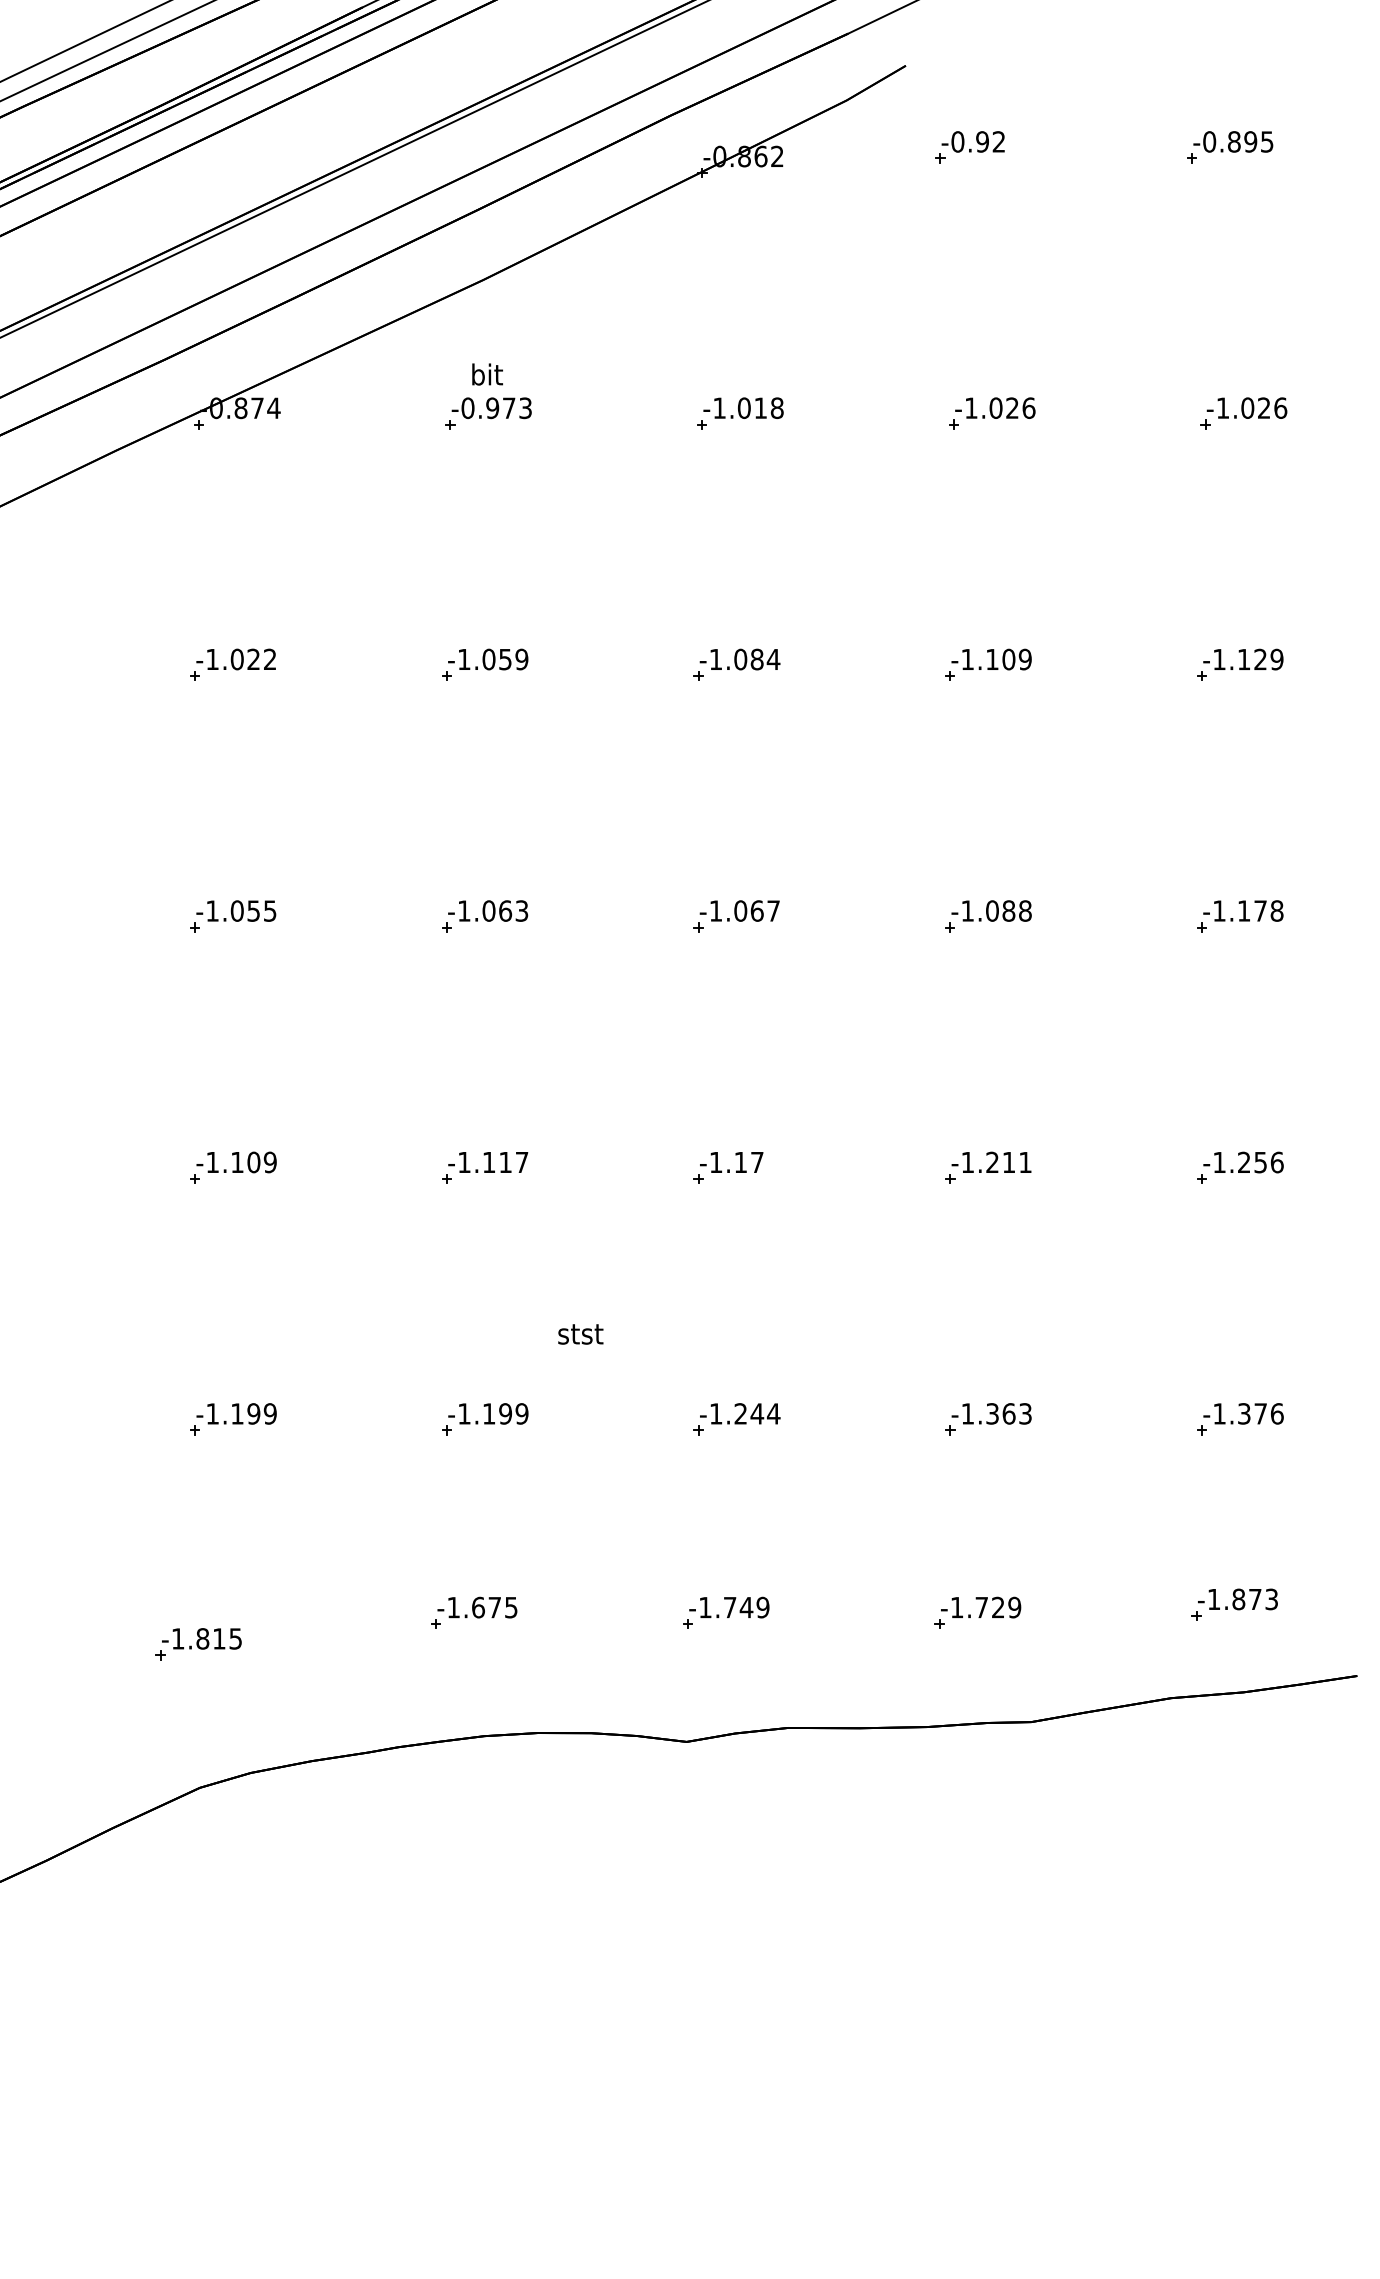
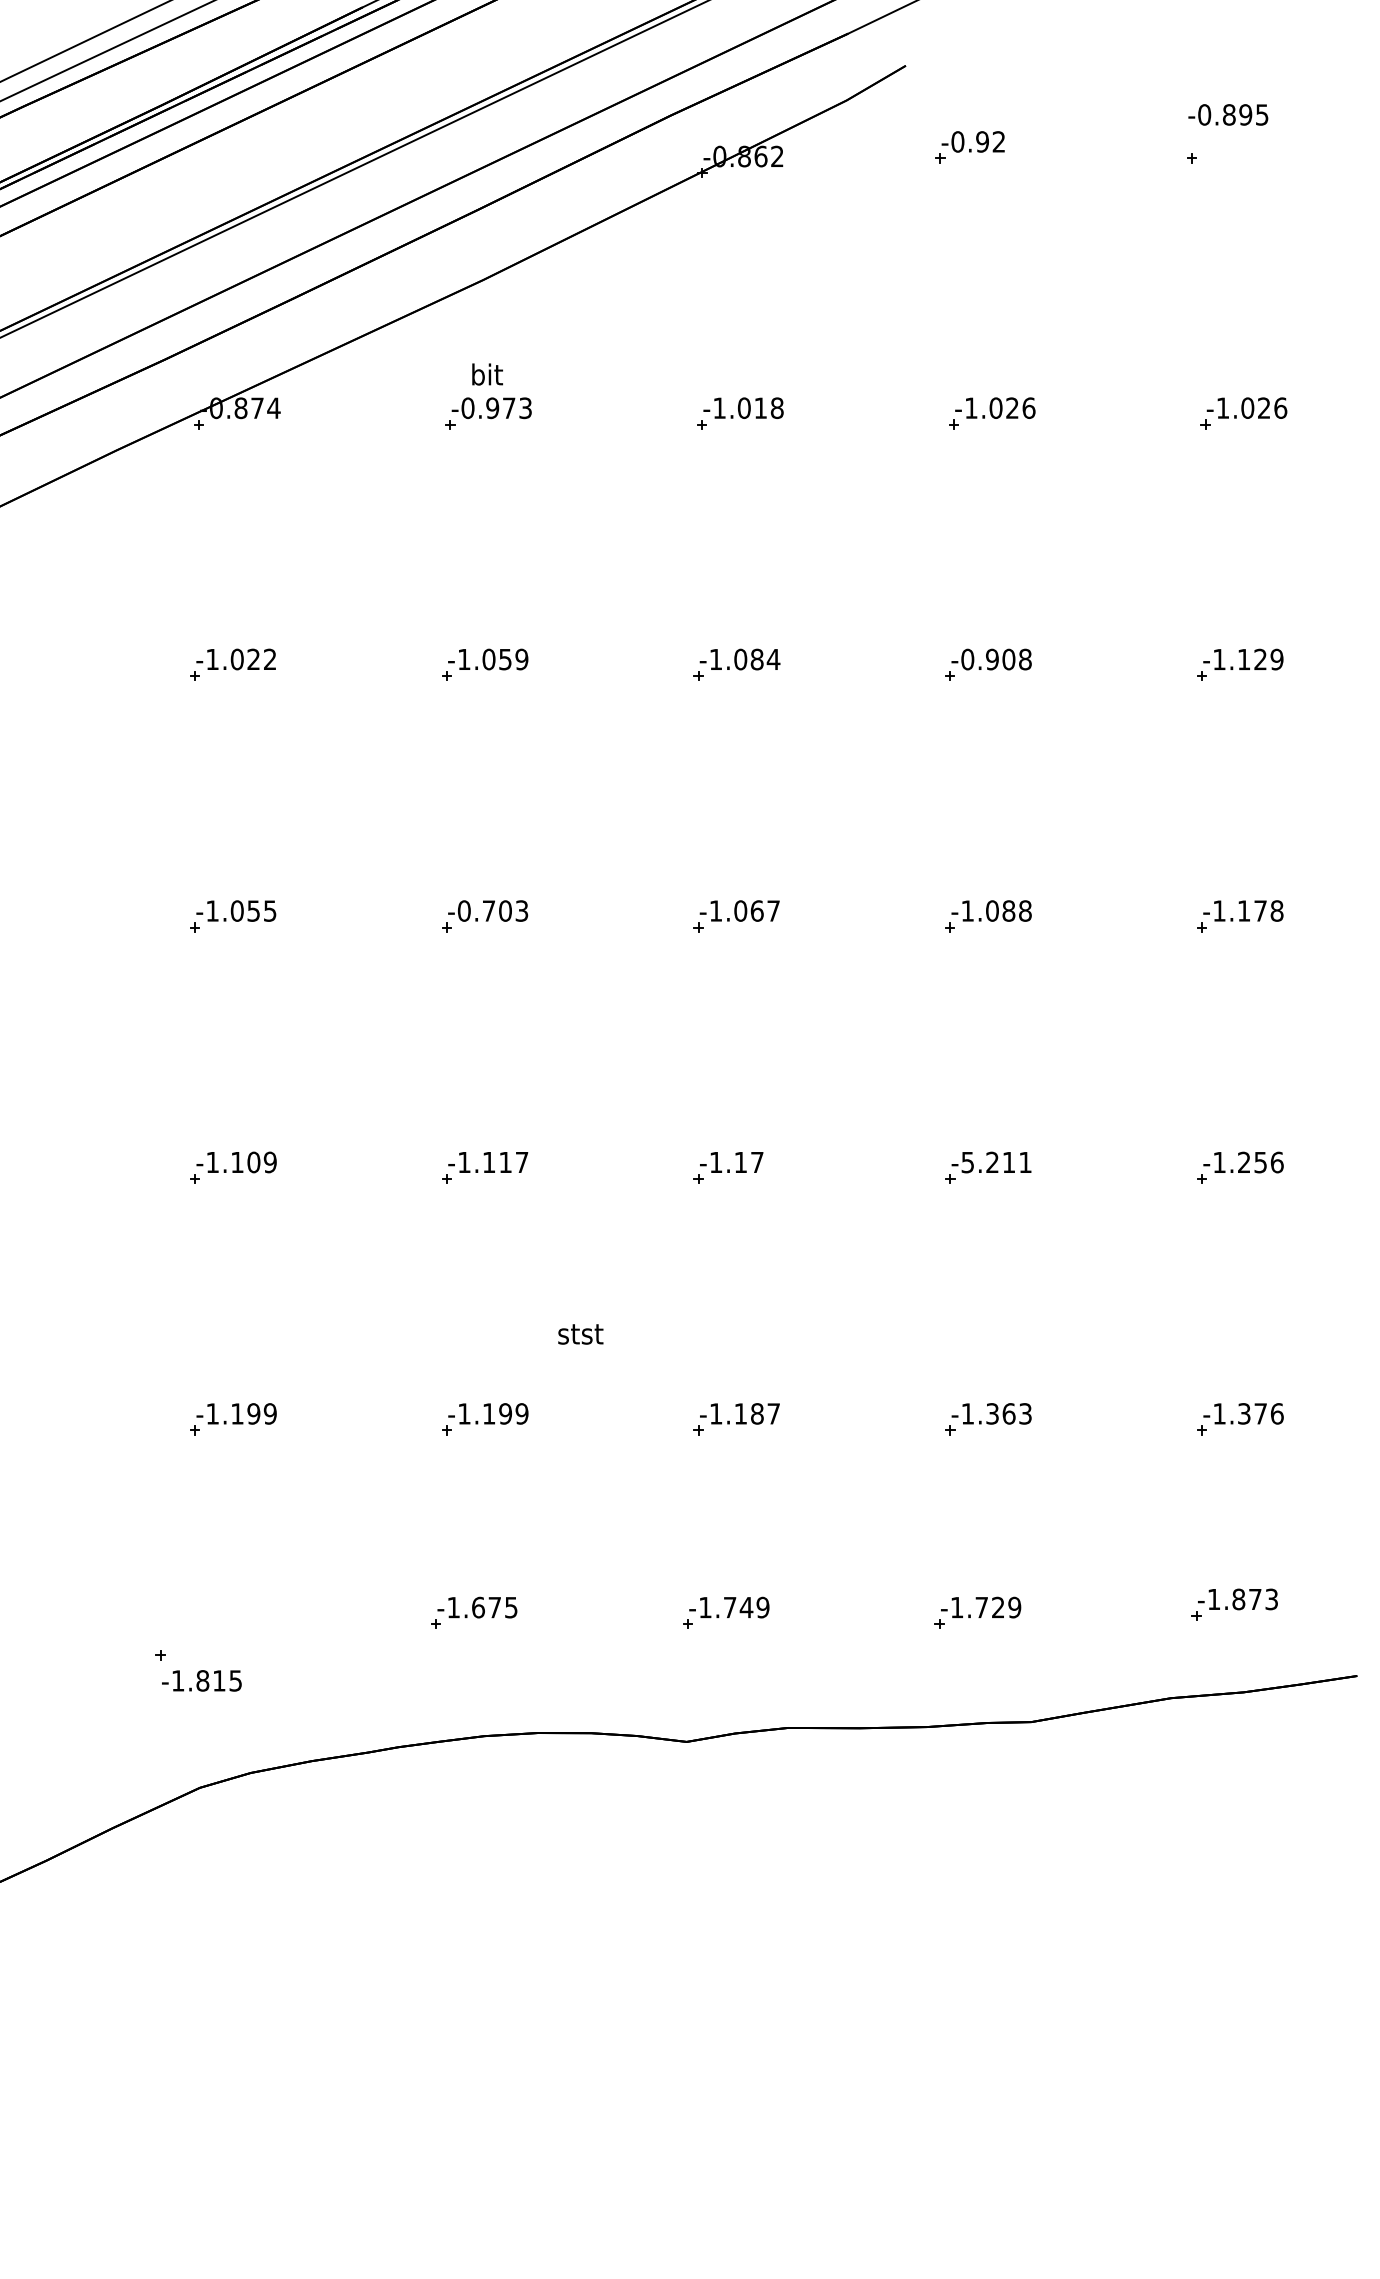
text position: (1233, 141) -> (1228, 114) (1228, 114)
text: -1.109 -> -0.908 (996, 659)
text: -1.063 -> -0.703 (484, 910)
text: -1.211 -> -5.211 (967, 1162)
text: -1.244 -> -1.187 (757, 1413)
text position: (201, 1638) -> (201, 1680) (201, 1680)
